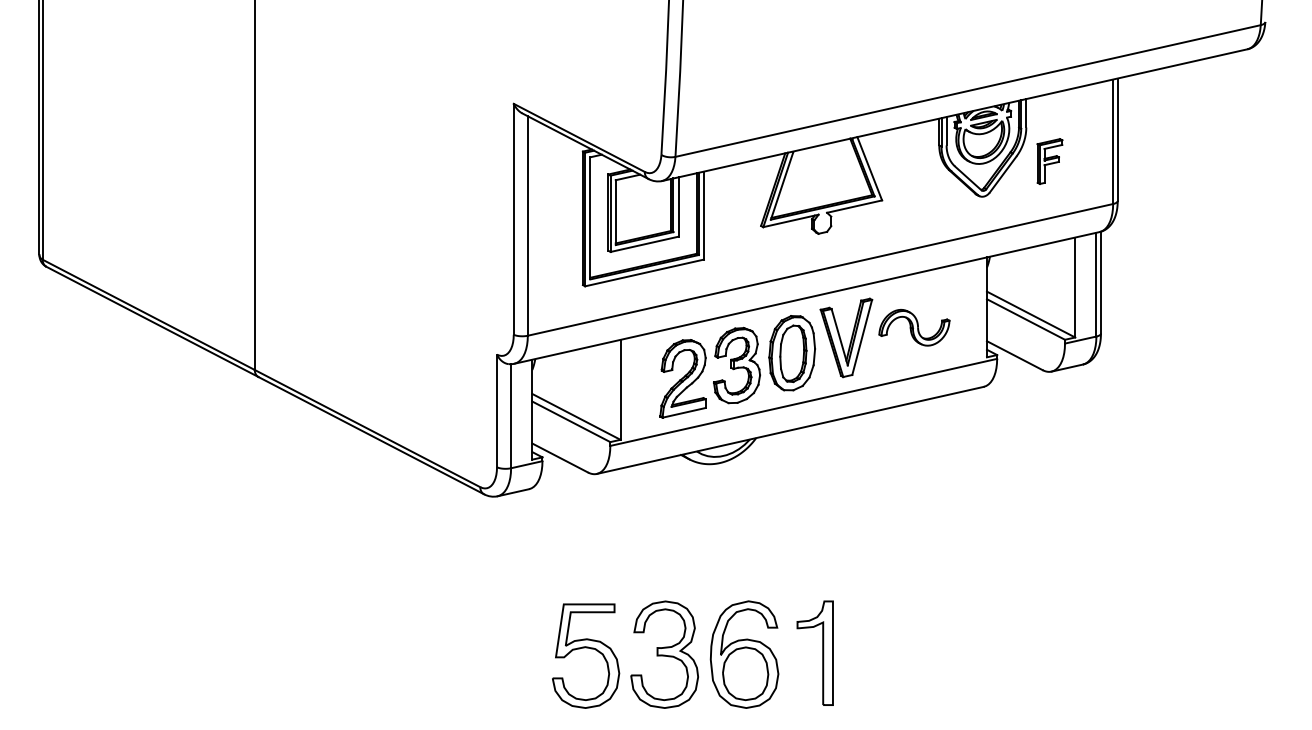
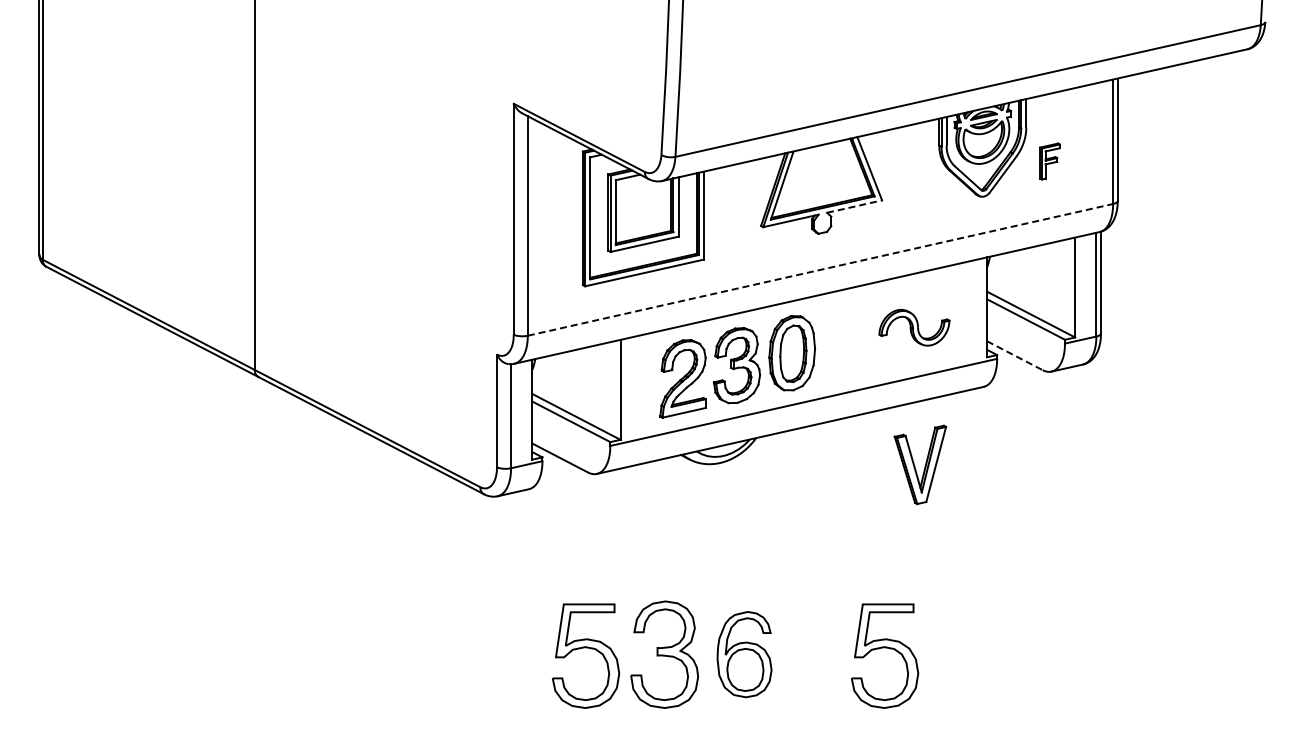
part size: 28x47 px -> 22x39 px (1049, 161)
line: solid -> dashed (855, 206)
line: solid -> dashed (820, 269)
part position: (846, 337) -> (920, 464) (920, 464)
line: solid -> dashed (1015, 355)
part: none -> present (885, 648)
part: present -> none (822, 652)
part size: 71x109 px -> 57x88 px (744, 654)
